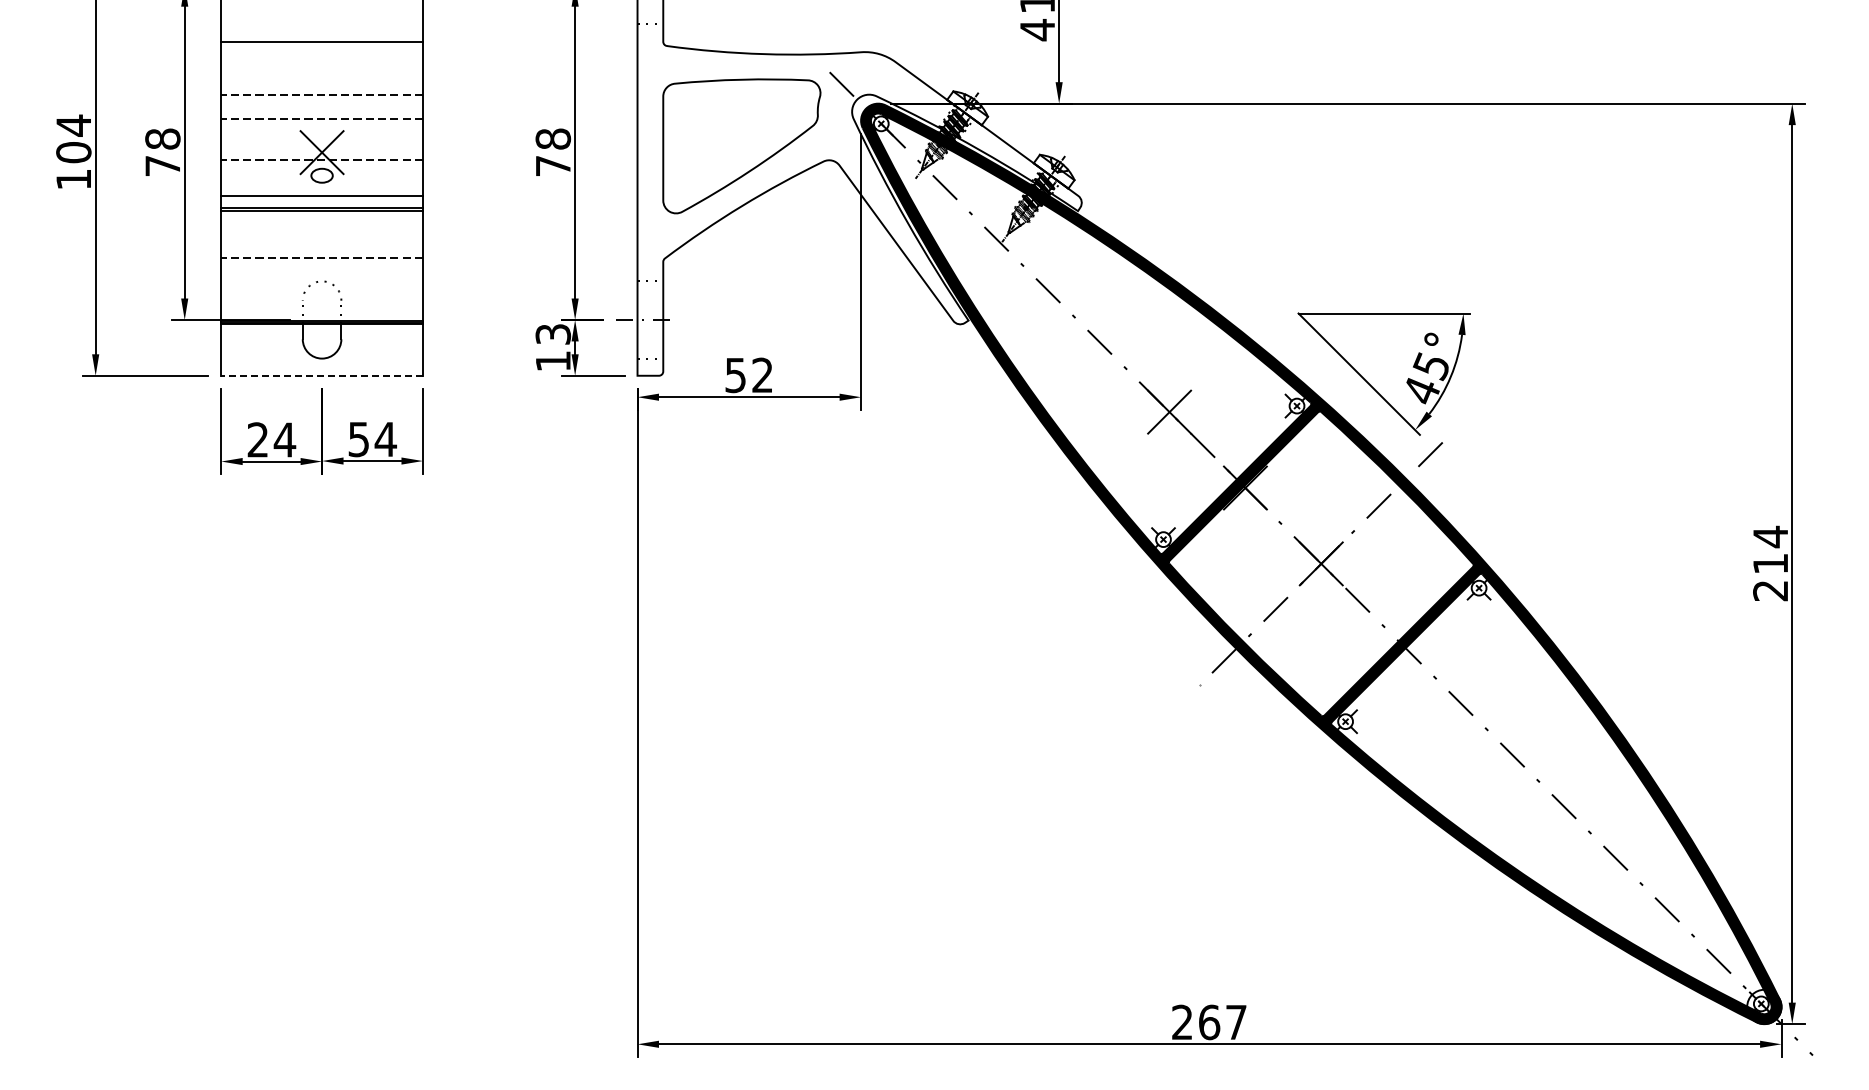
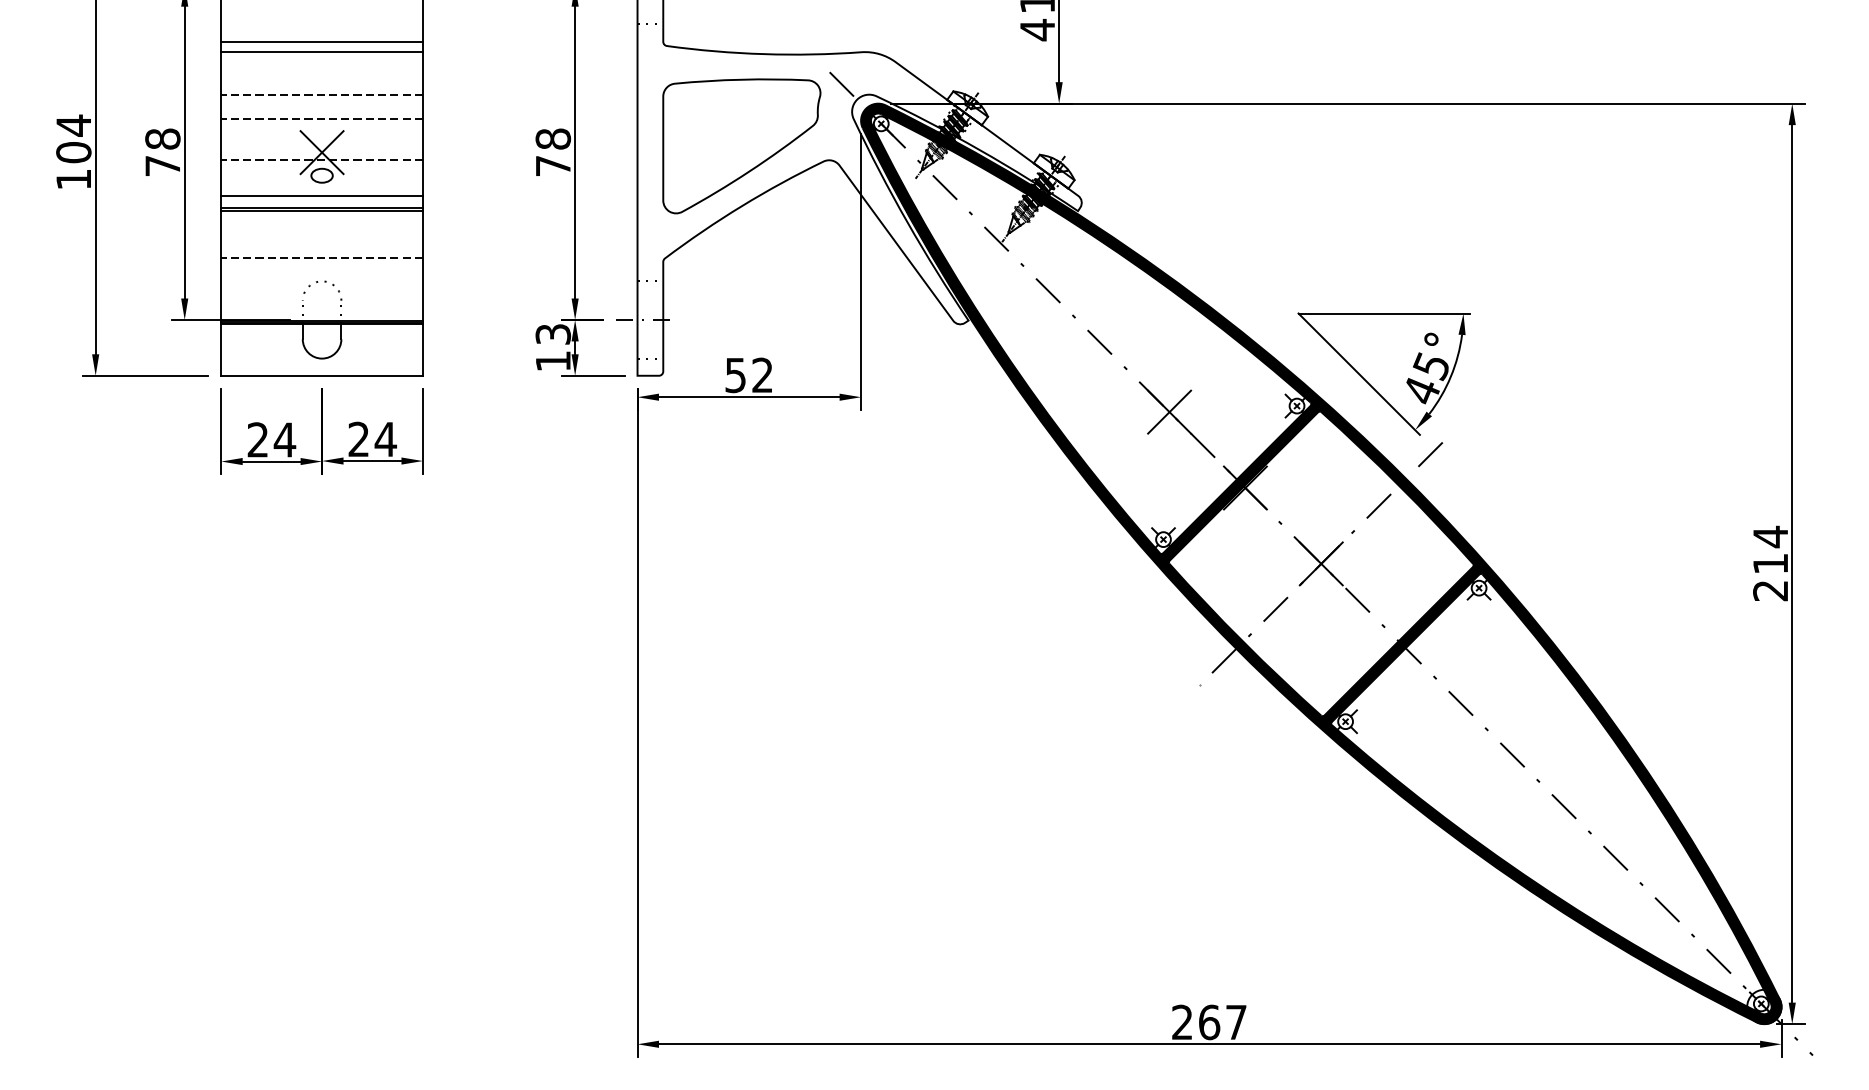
line: none -> present (321, 52)
line: dashed -> solid (322, 375)
text: 54 -> 24 (358, 439)
